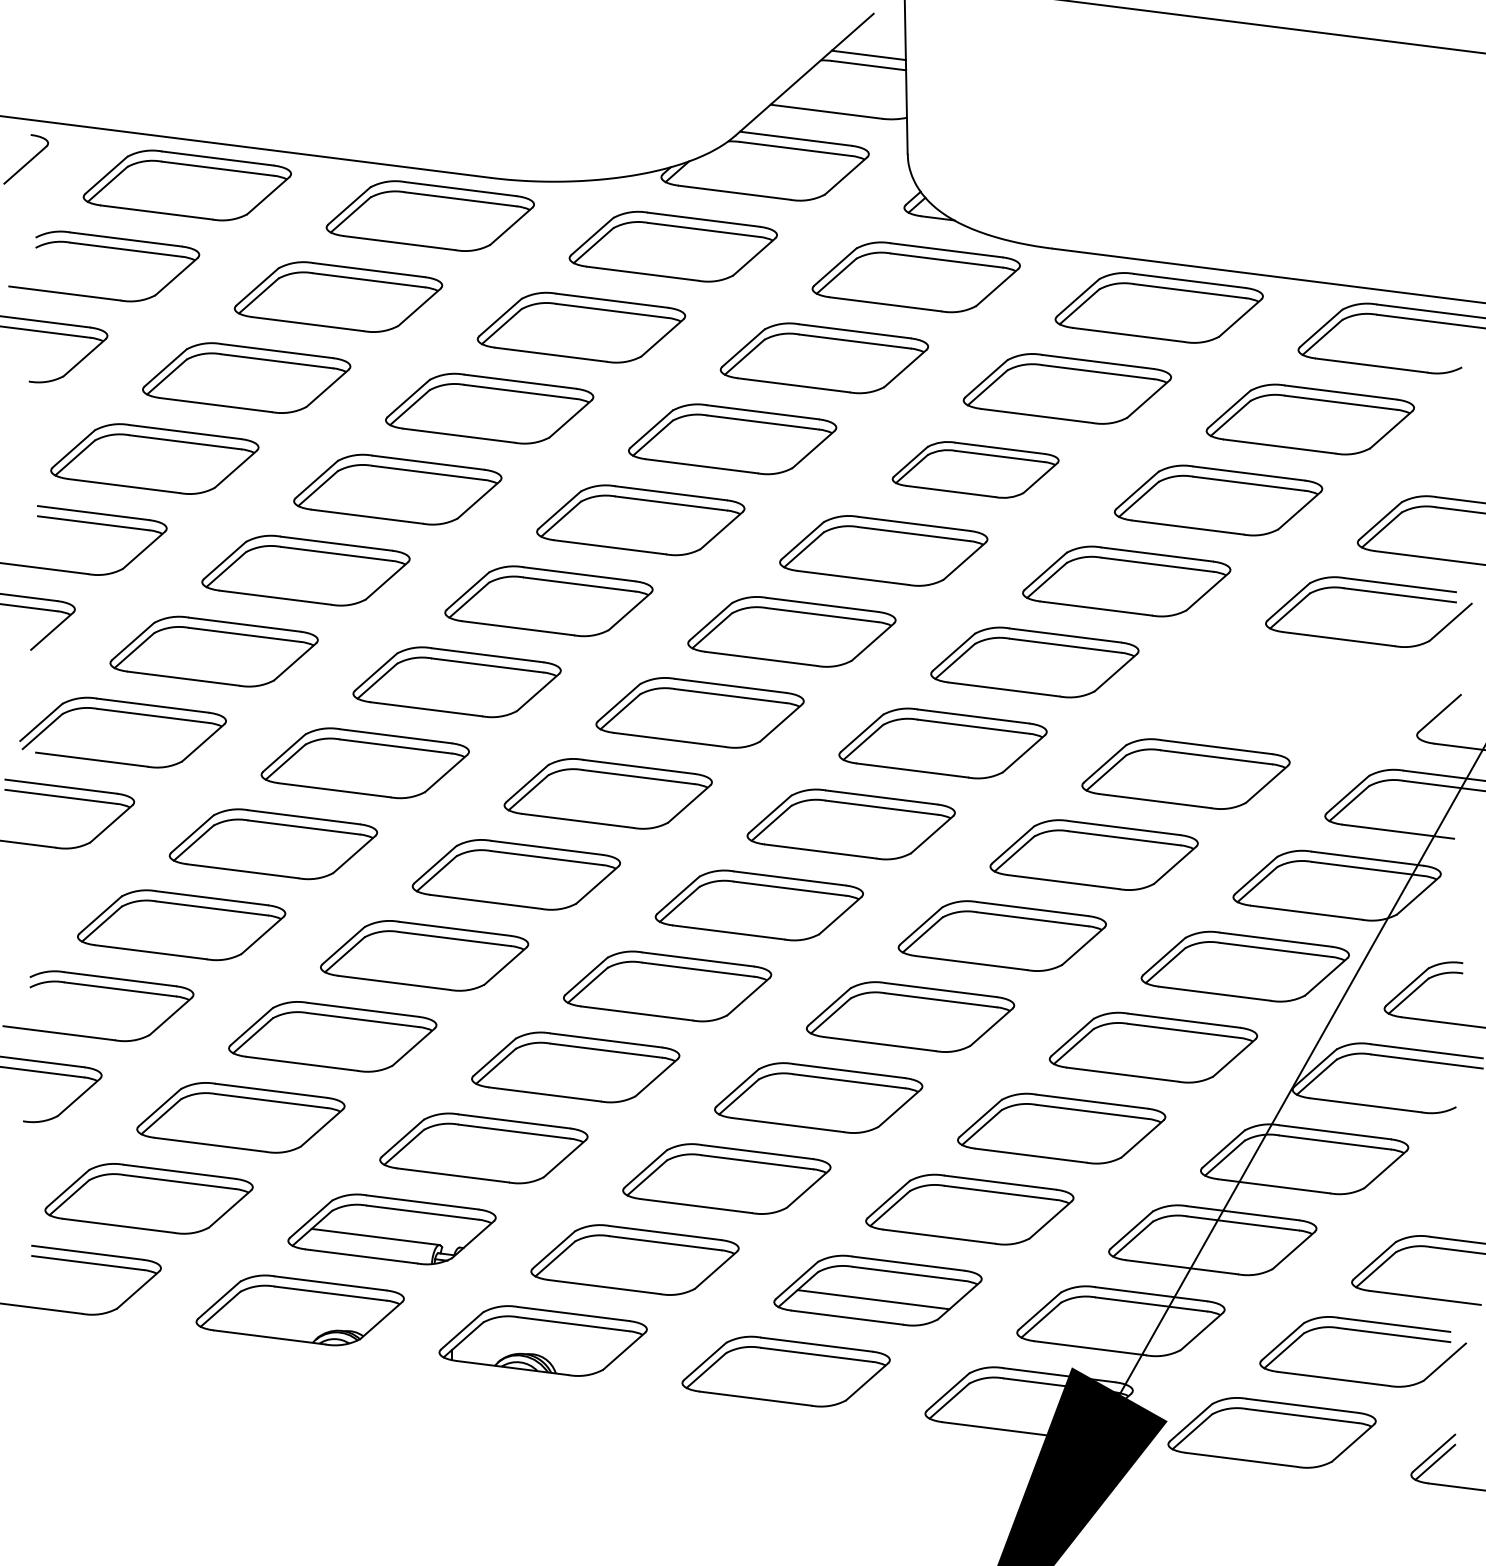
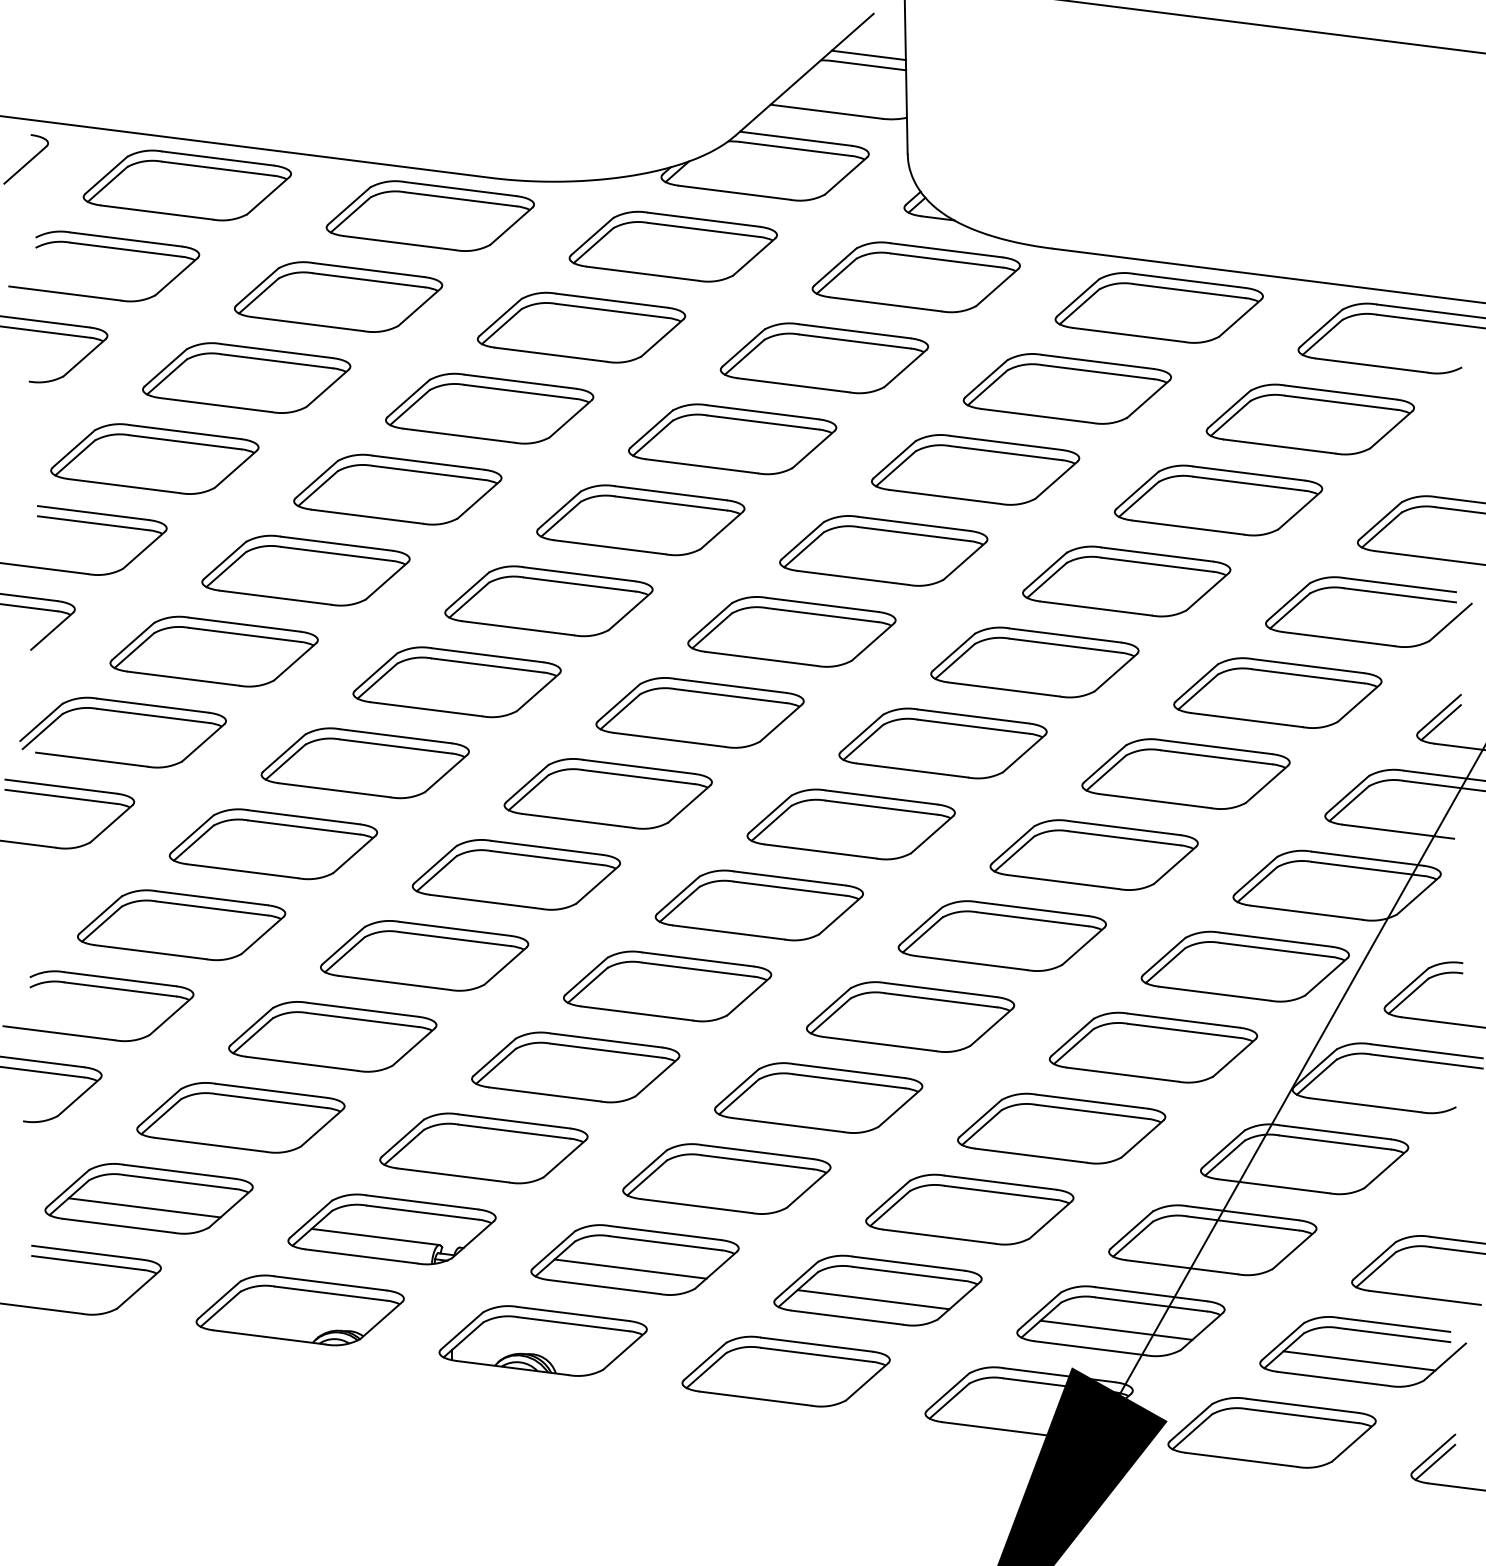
part size: 169x58 px -> 210x72 px (975, 469)
part: none -> present (1277, 692)
line: none -> present (1440, 722)
line: none -> present (144, 1207)
line: none -> present (630, 1268)
line: none -> present (1116, 1329)
line: none -> present (1359, 1360)
